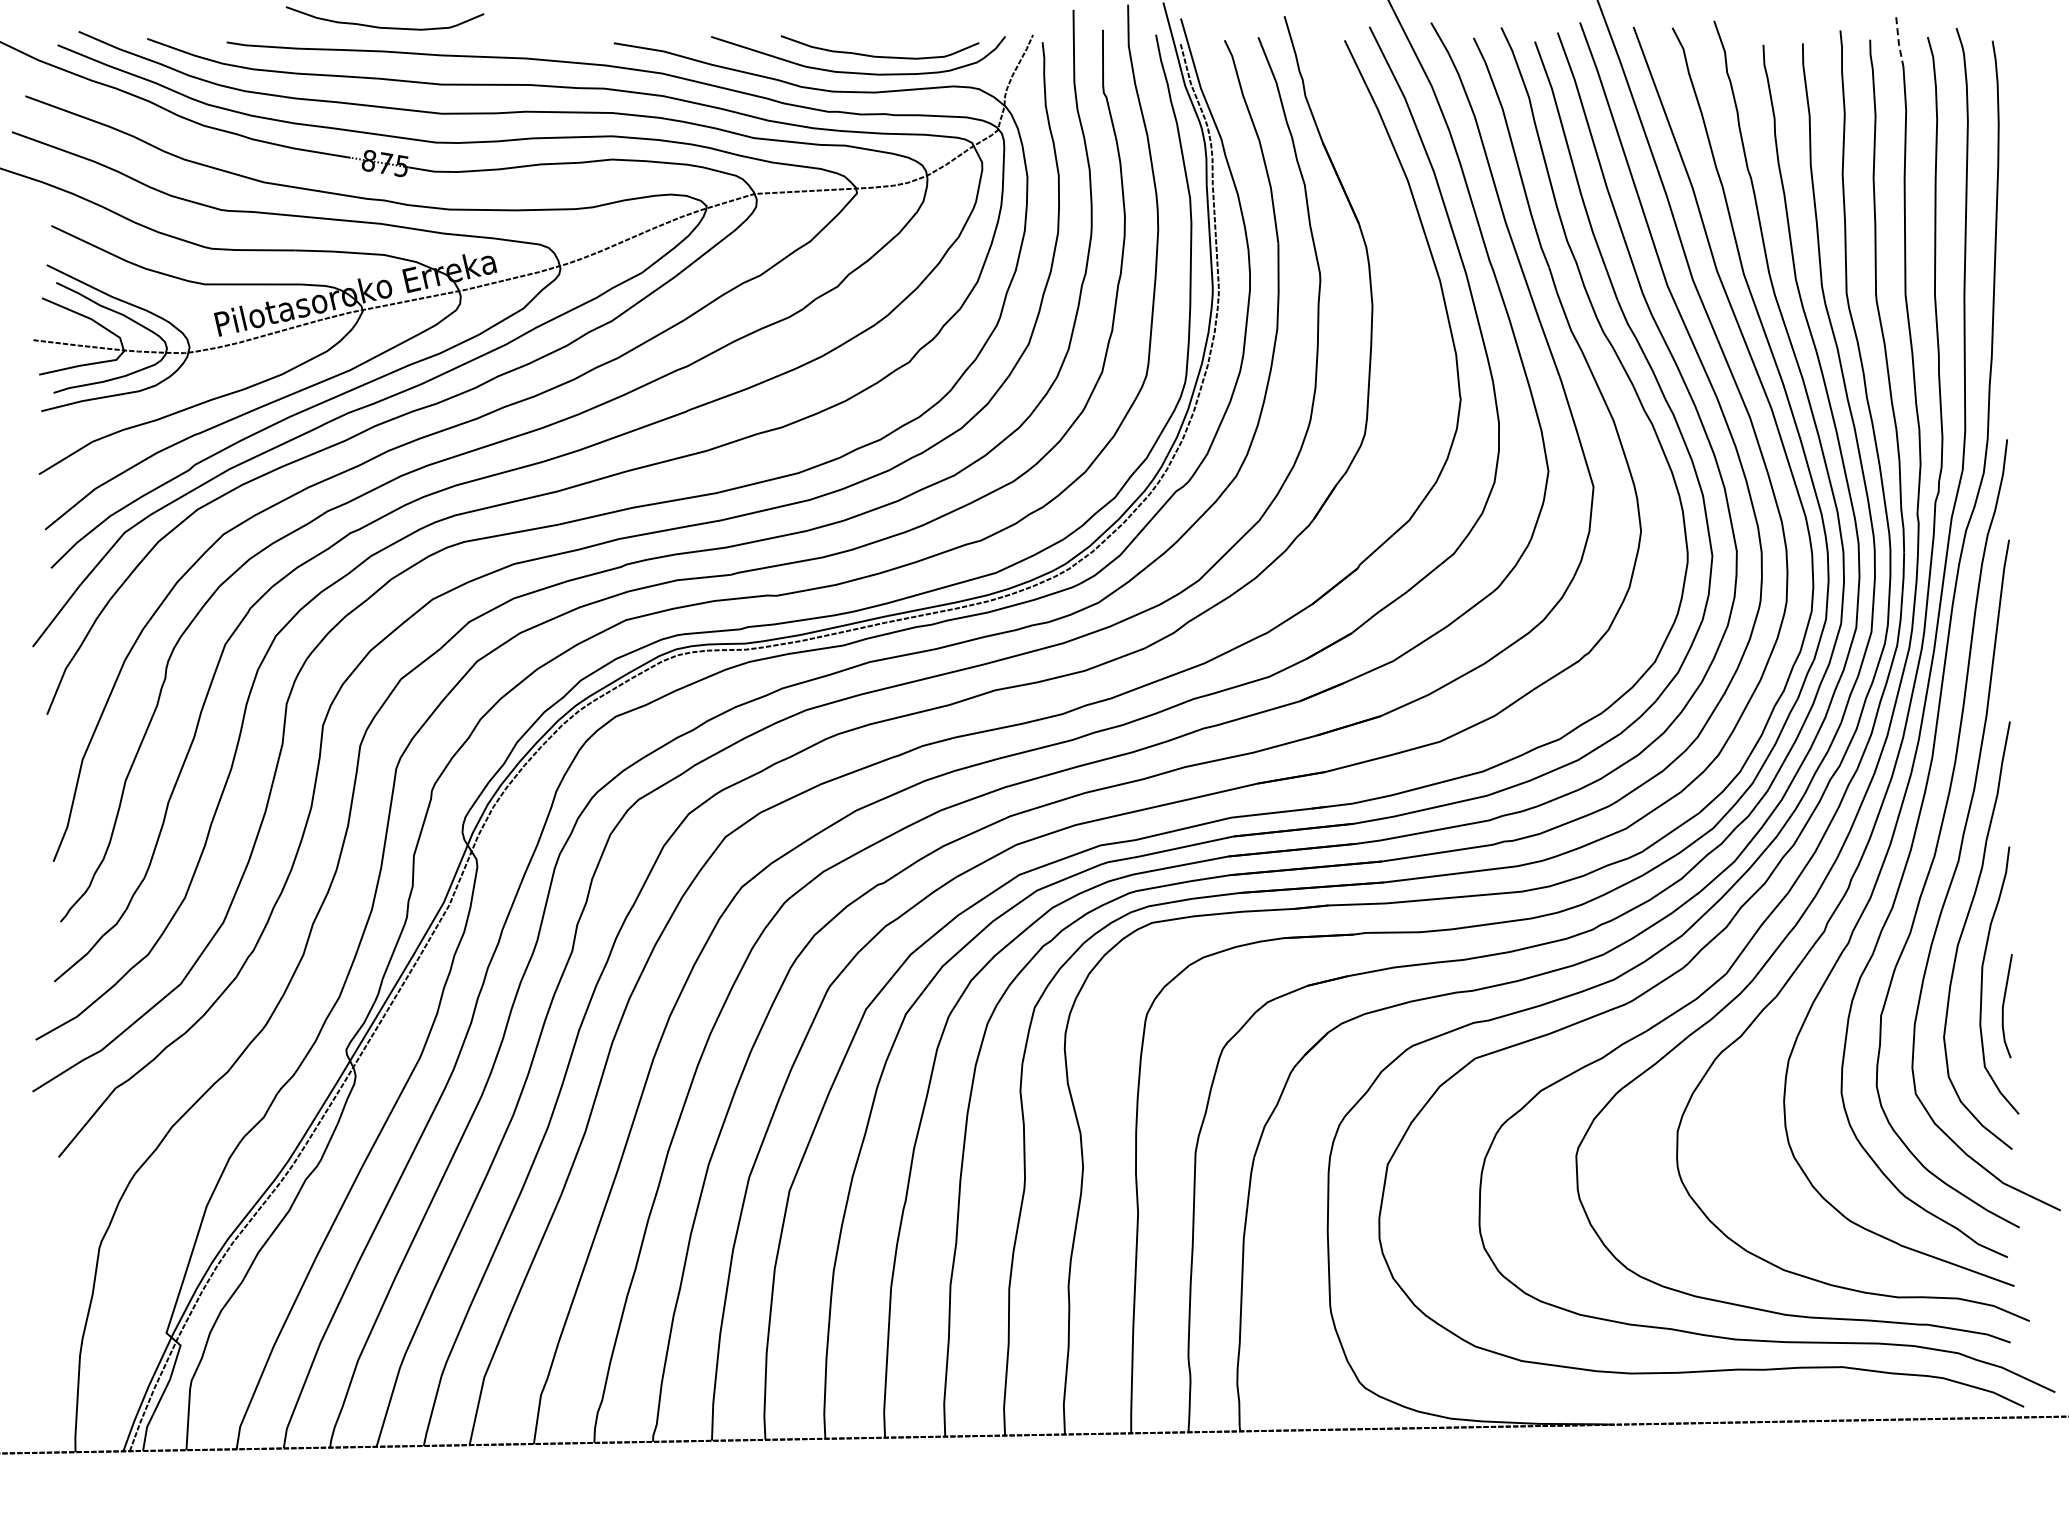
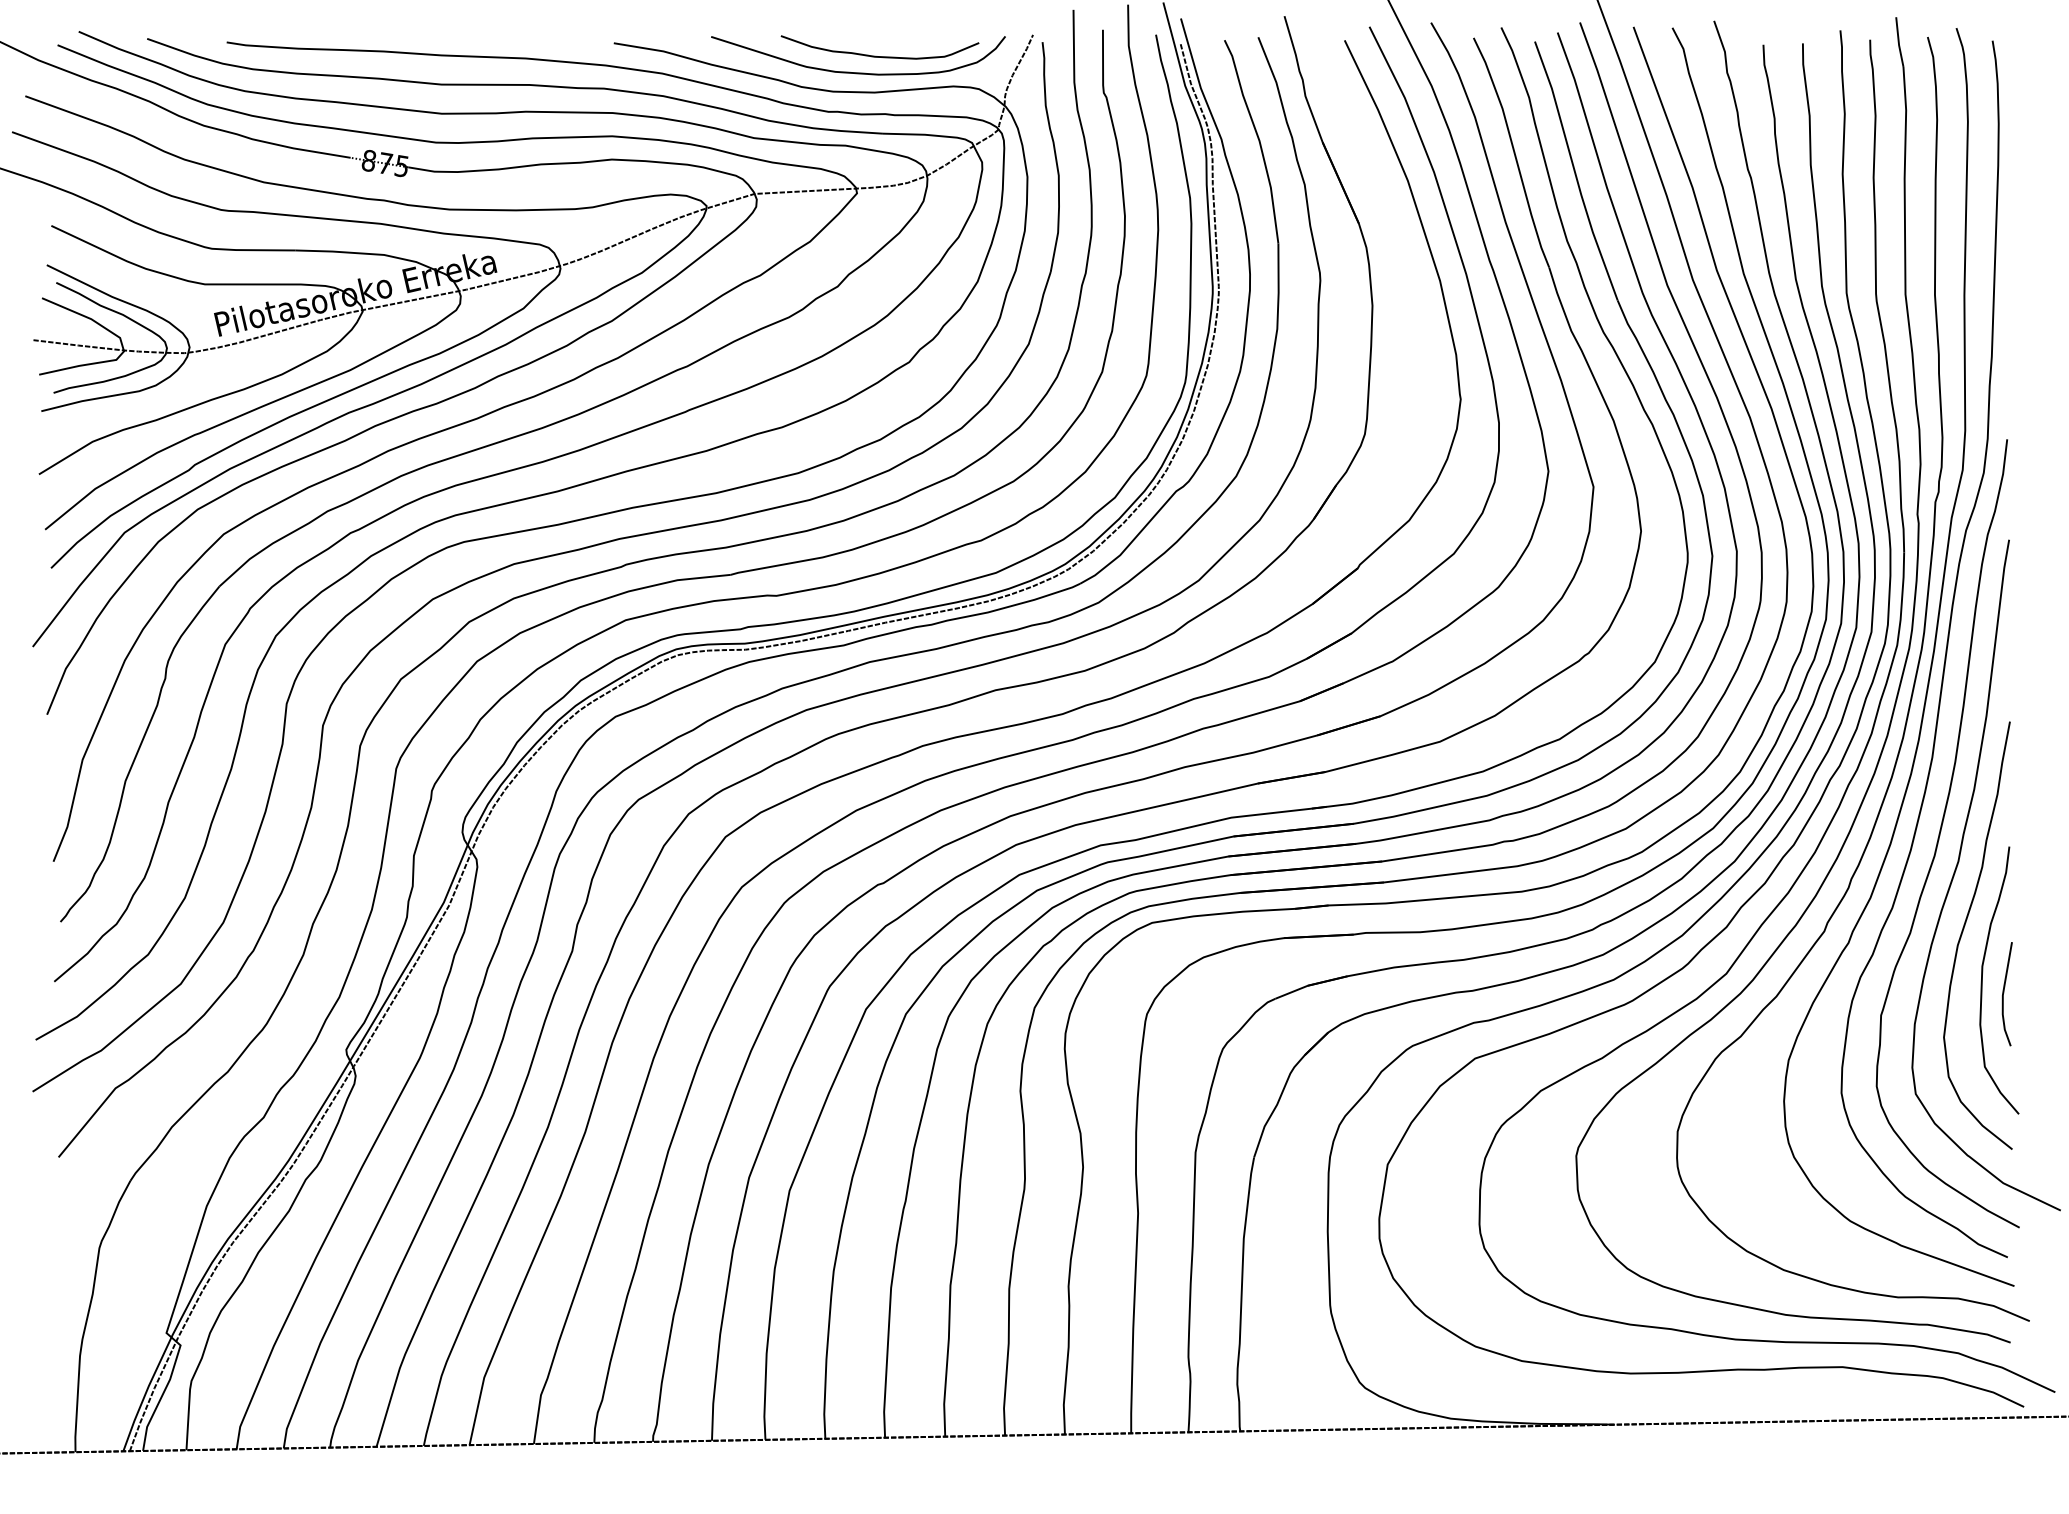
curve: present -> none (380, 26)
line: dashed -> solid (1898, 43)
curve position: (2004, 1005) -> (2004, 993) (2004, 993)
